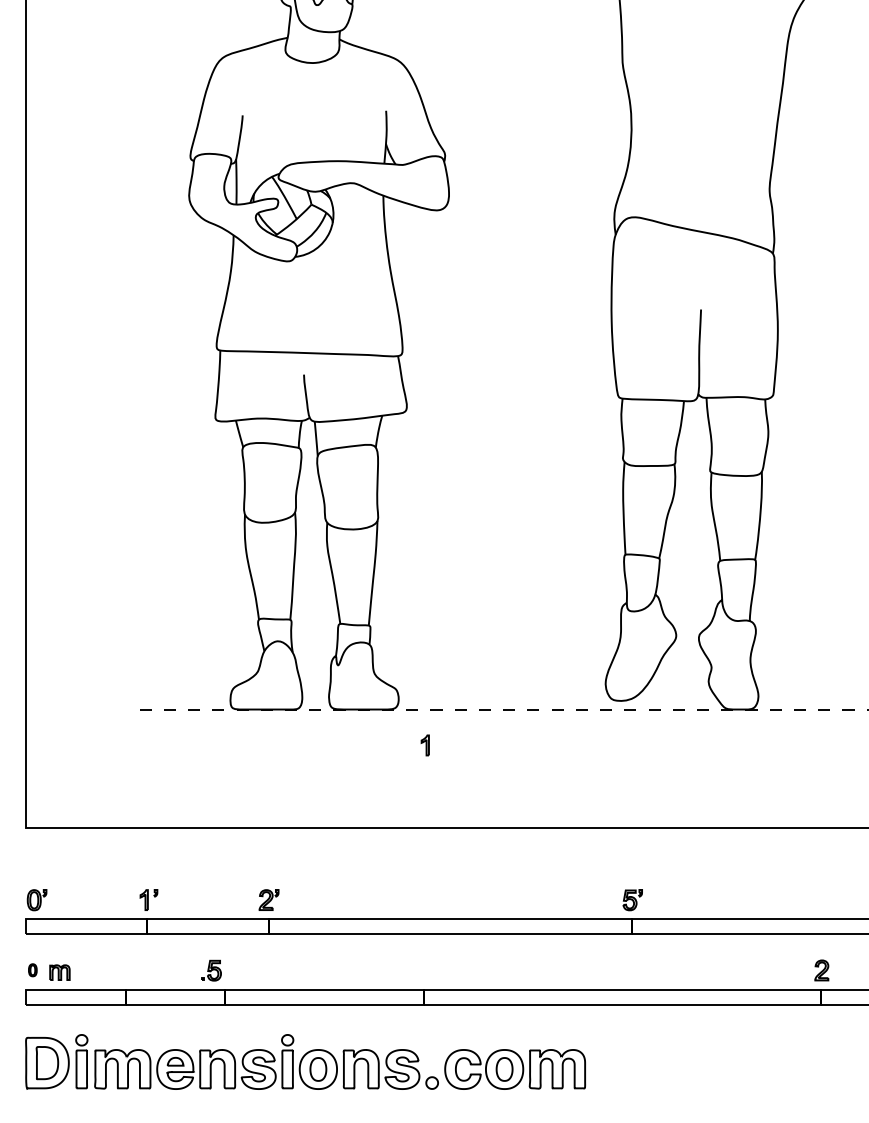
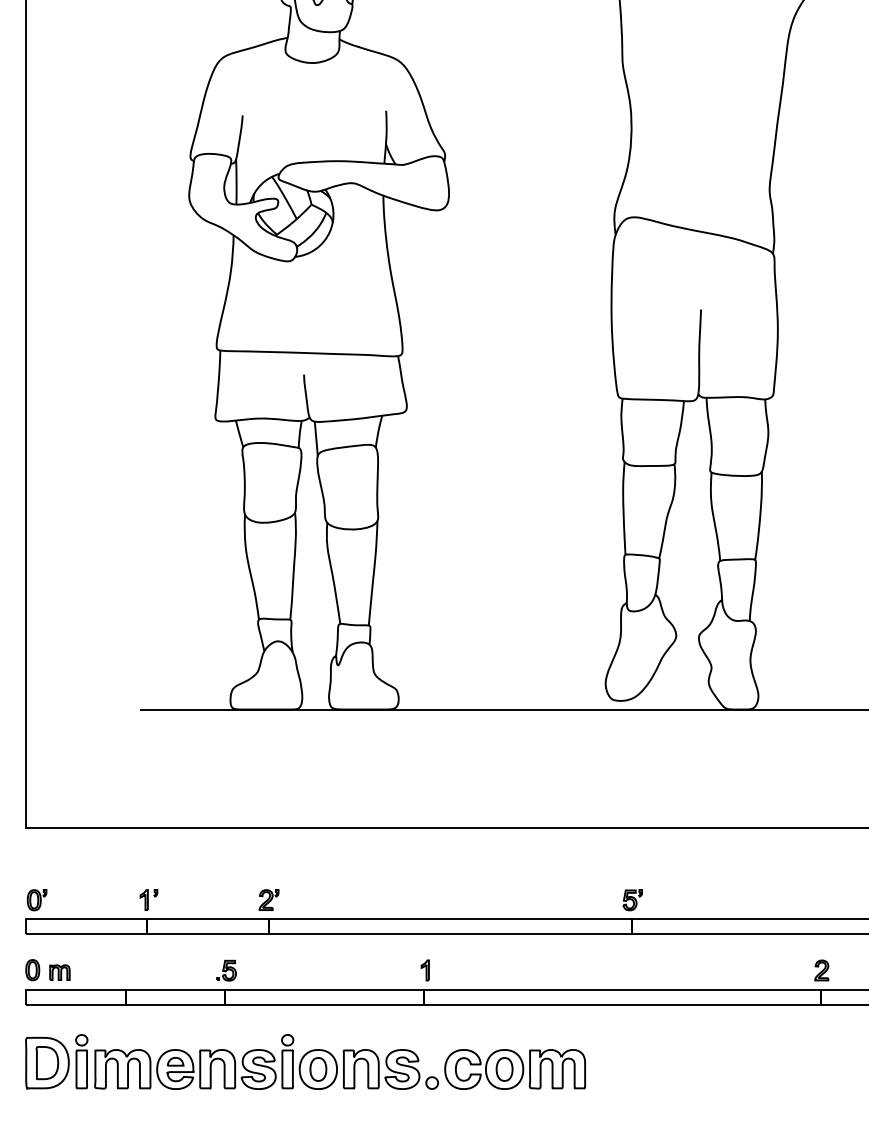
line: dashed -> solid (504, 709)
part position: (424, 745) -> (424, 970) (424, 970)
part size: 10x15 px -> 16x23 px (32, 970)
part position: (211, 970) -> (226, 970) (226, 970)
